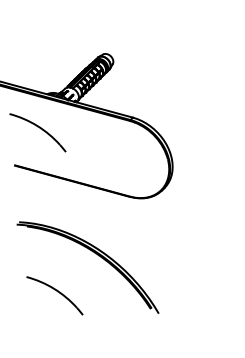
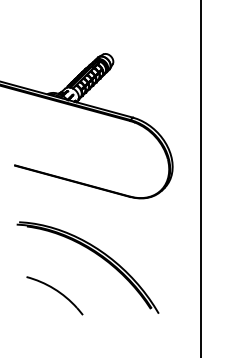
part: present -> none (37, 132)
line: none -> present (200, 178)
